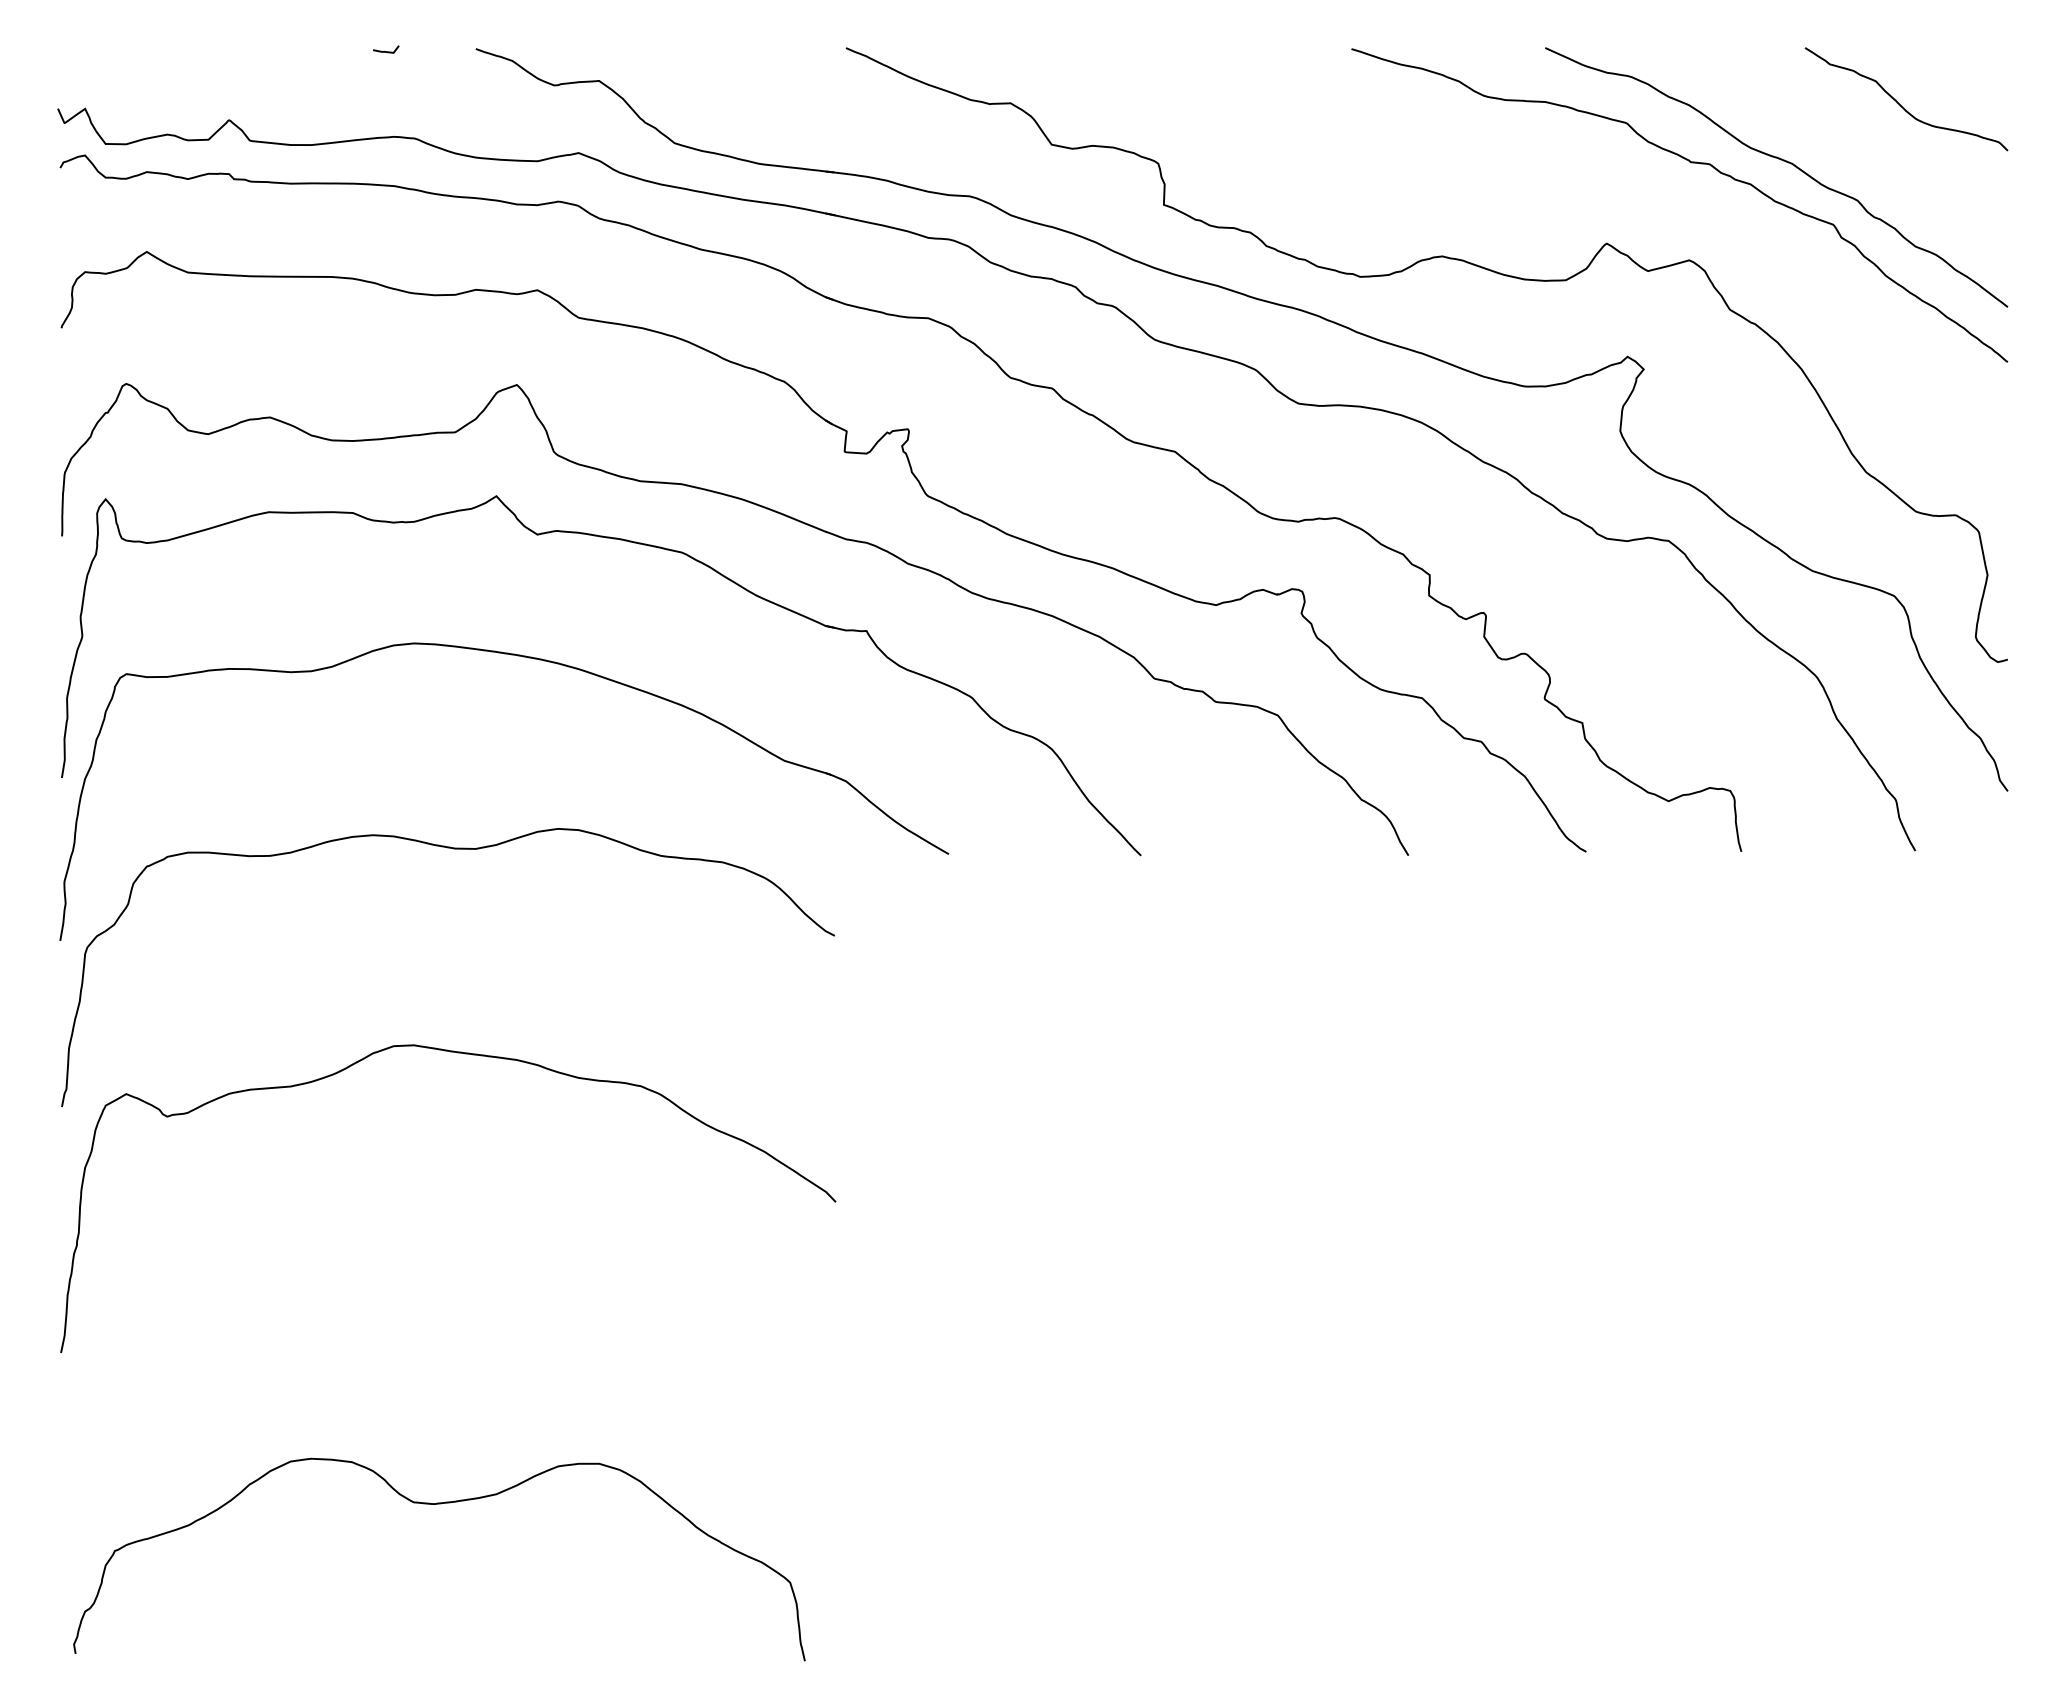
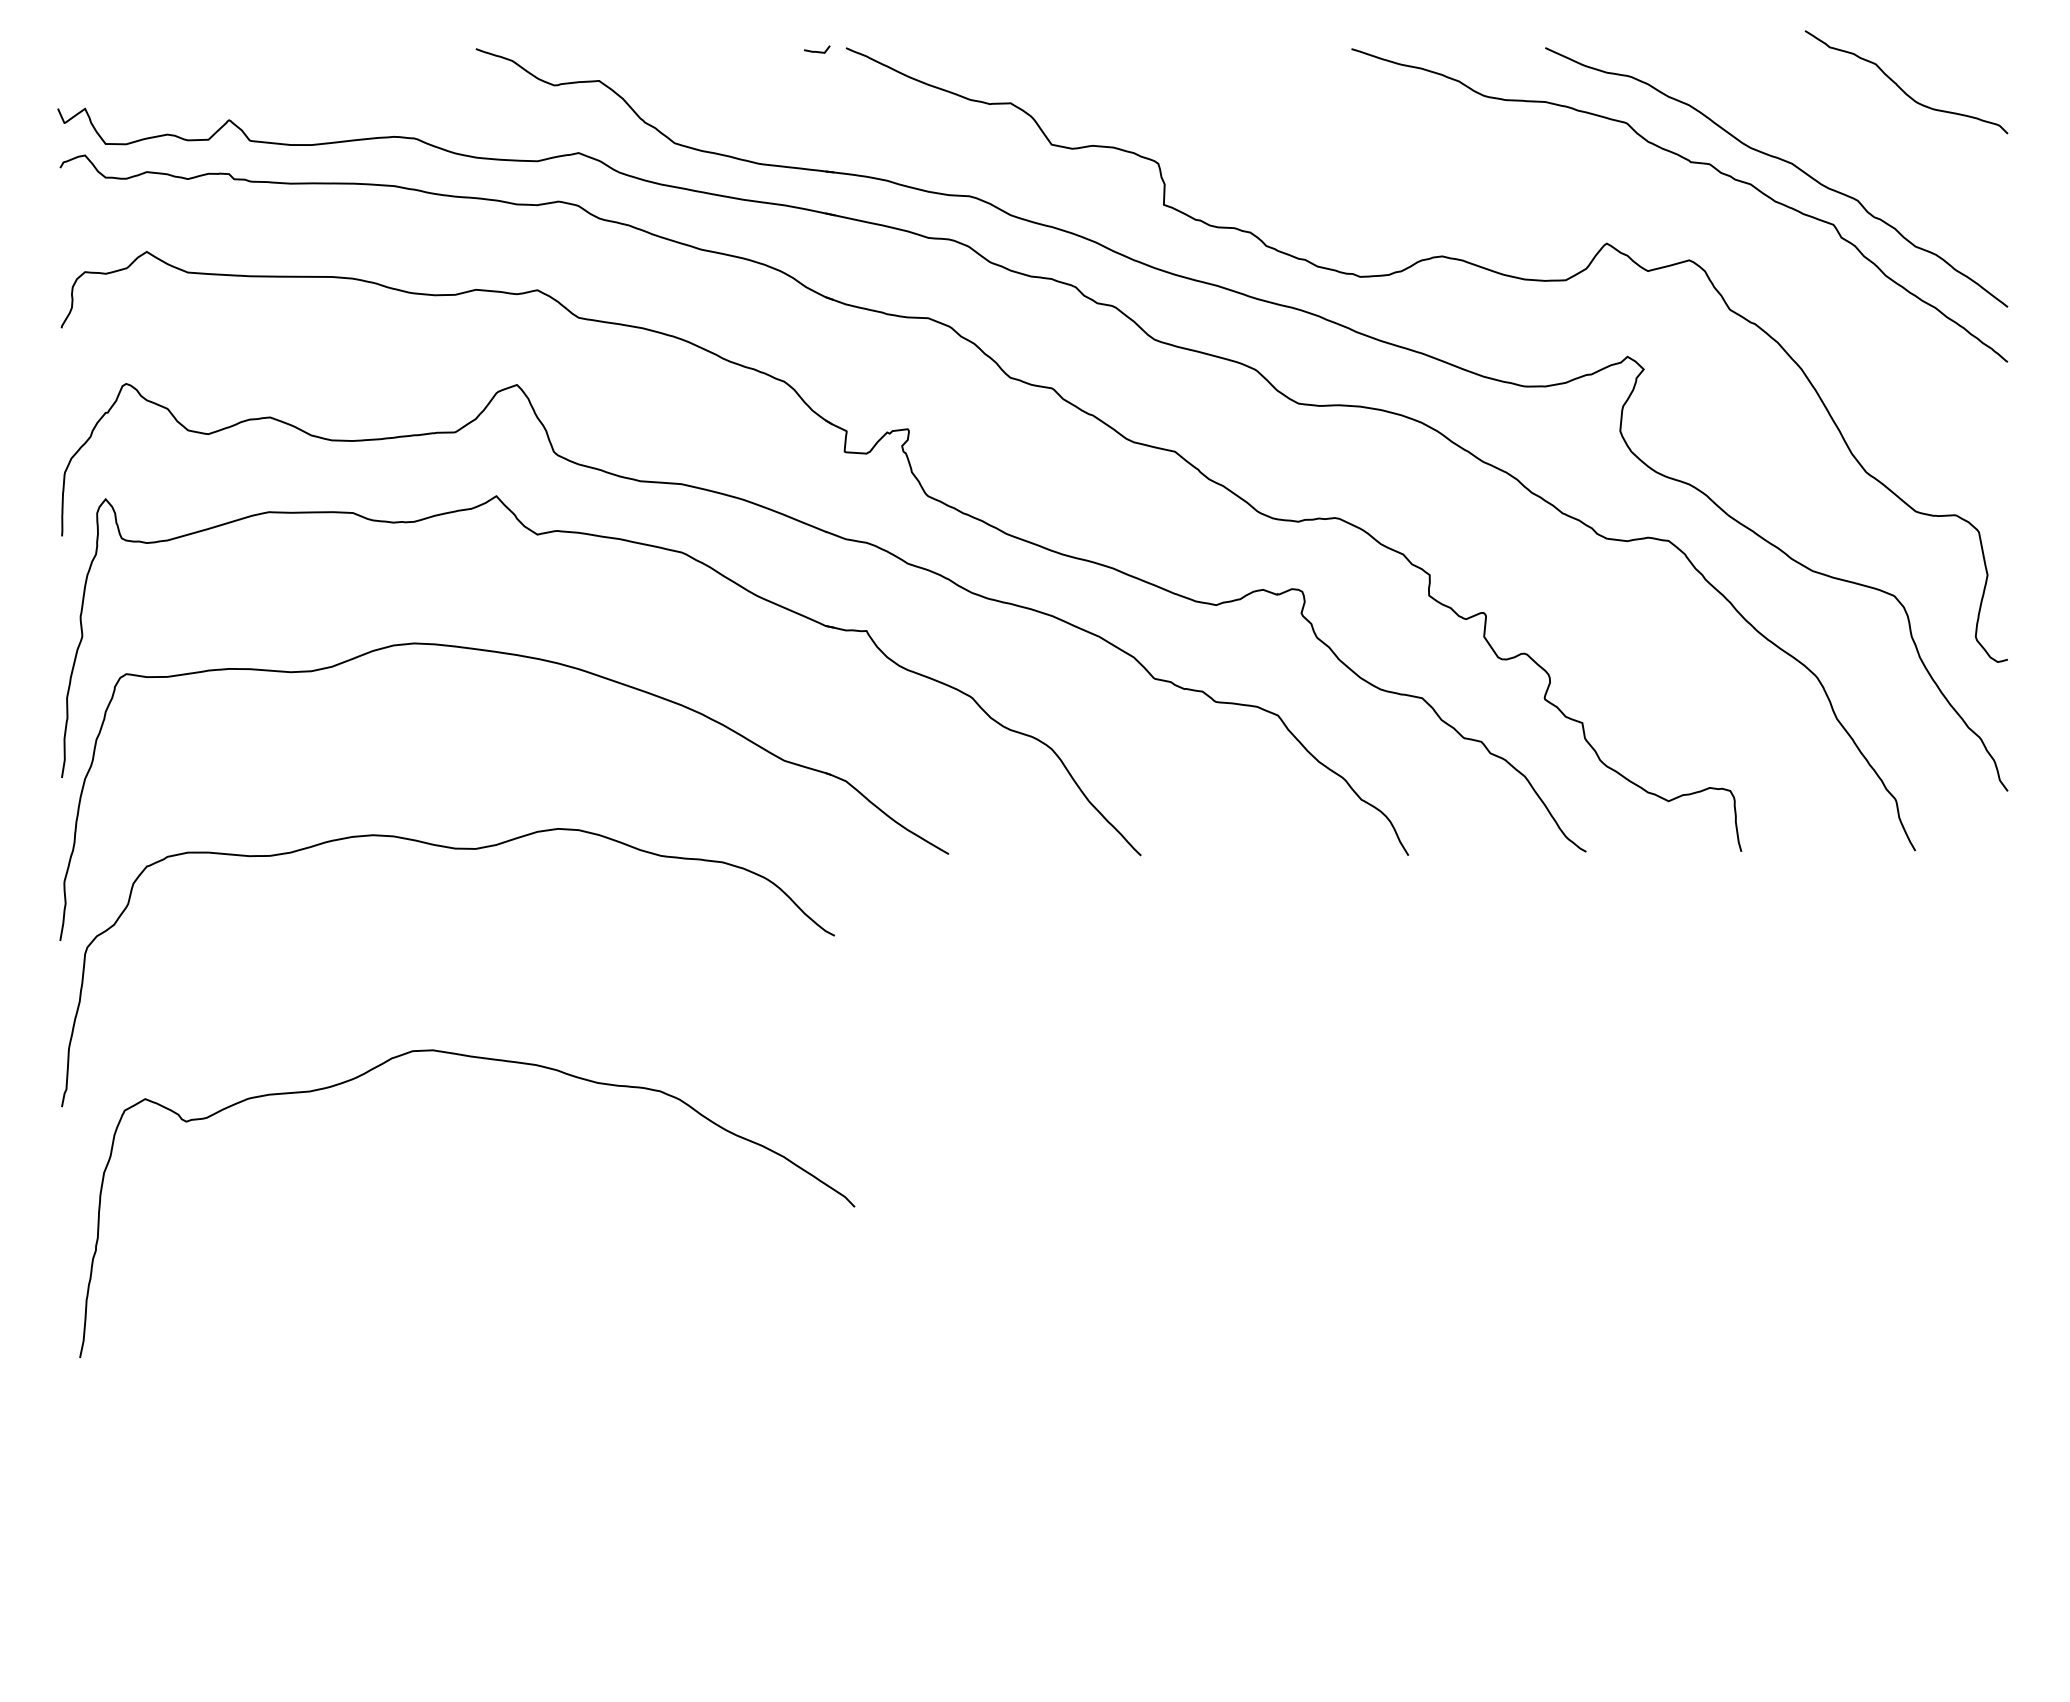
line position: (386, 51) -> (817, 51) (817, 51)
curve position: (1900, 104) -> (1900, 87) (1900, 87)
curve position: (465, 1054) -> (484, 1059) (484, 1059)
curve: present -> none (439, 1504)
